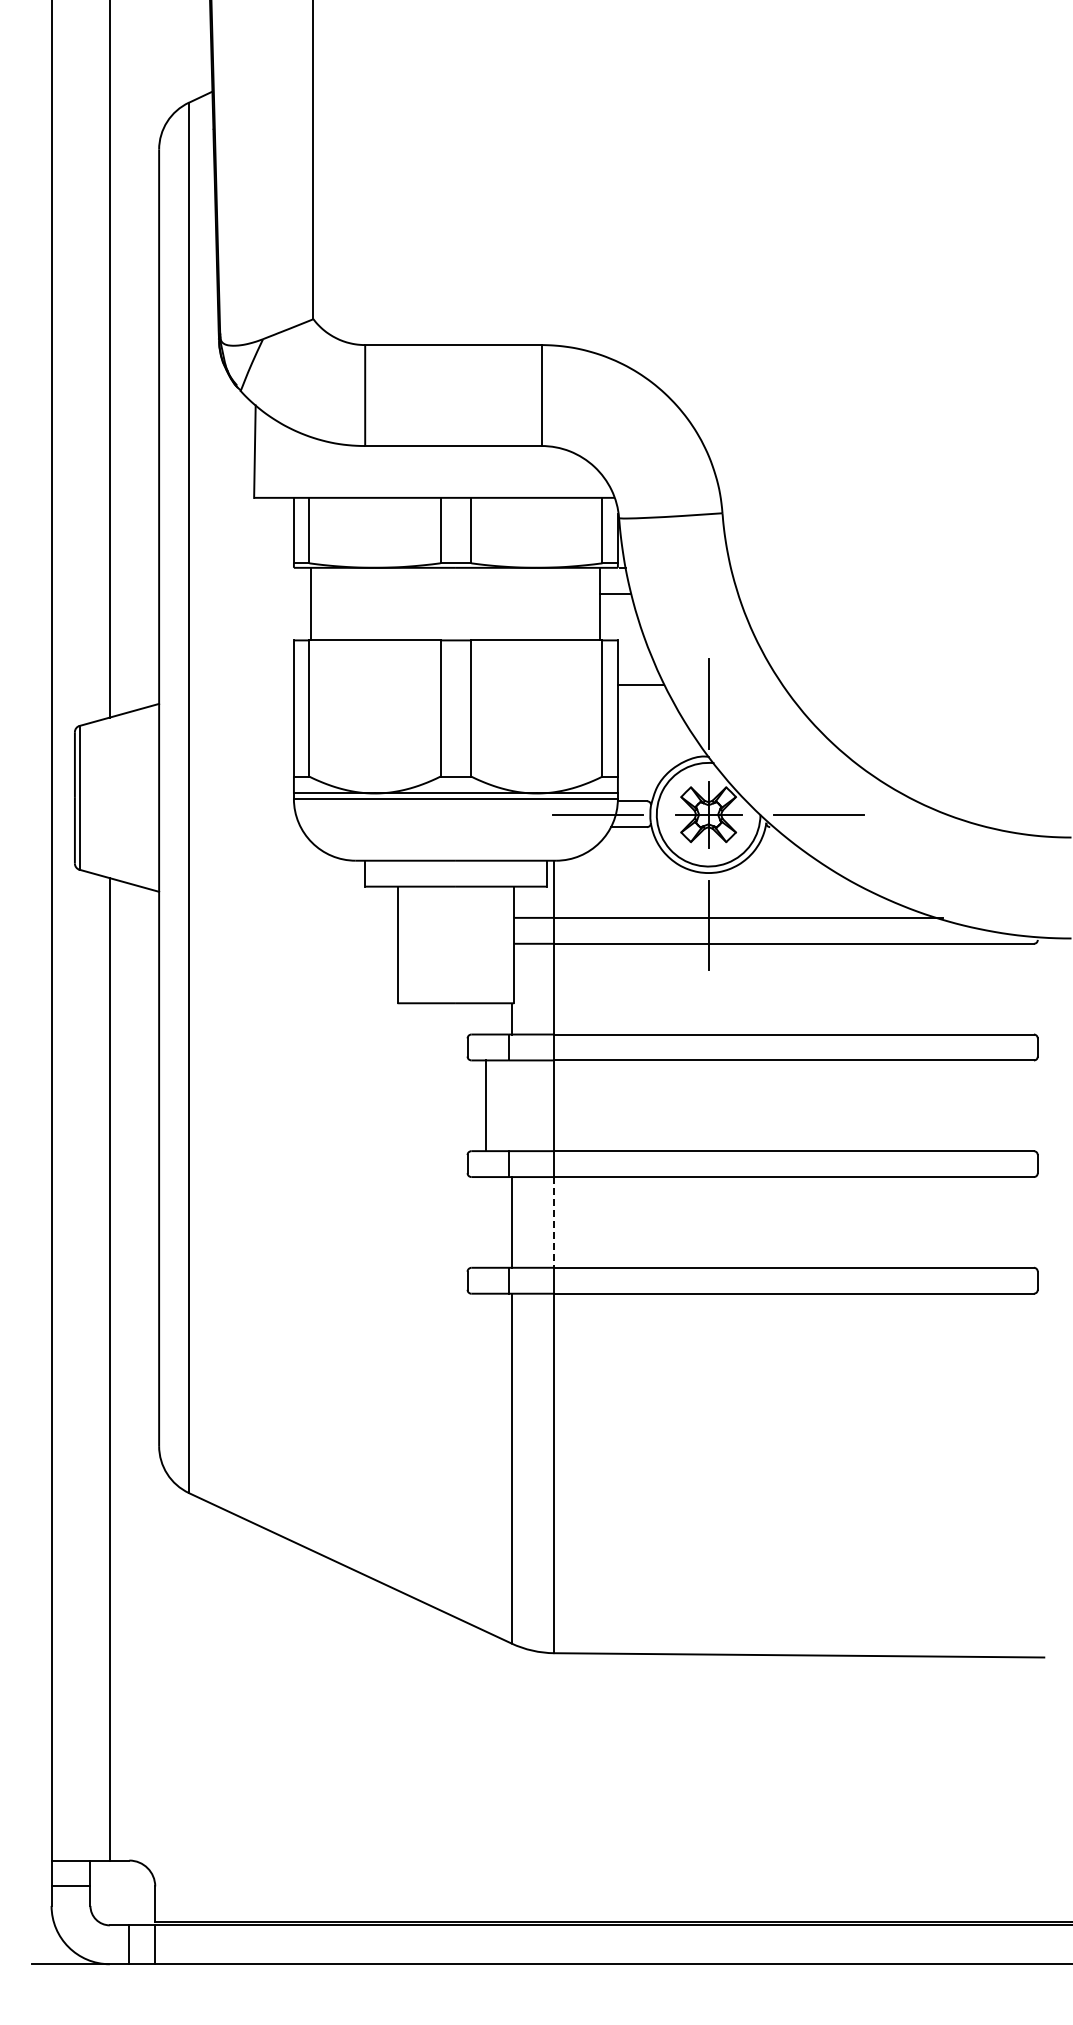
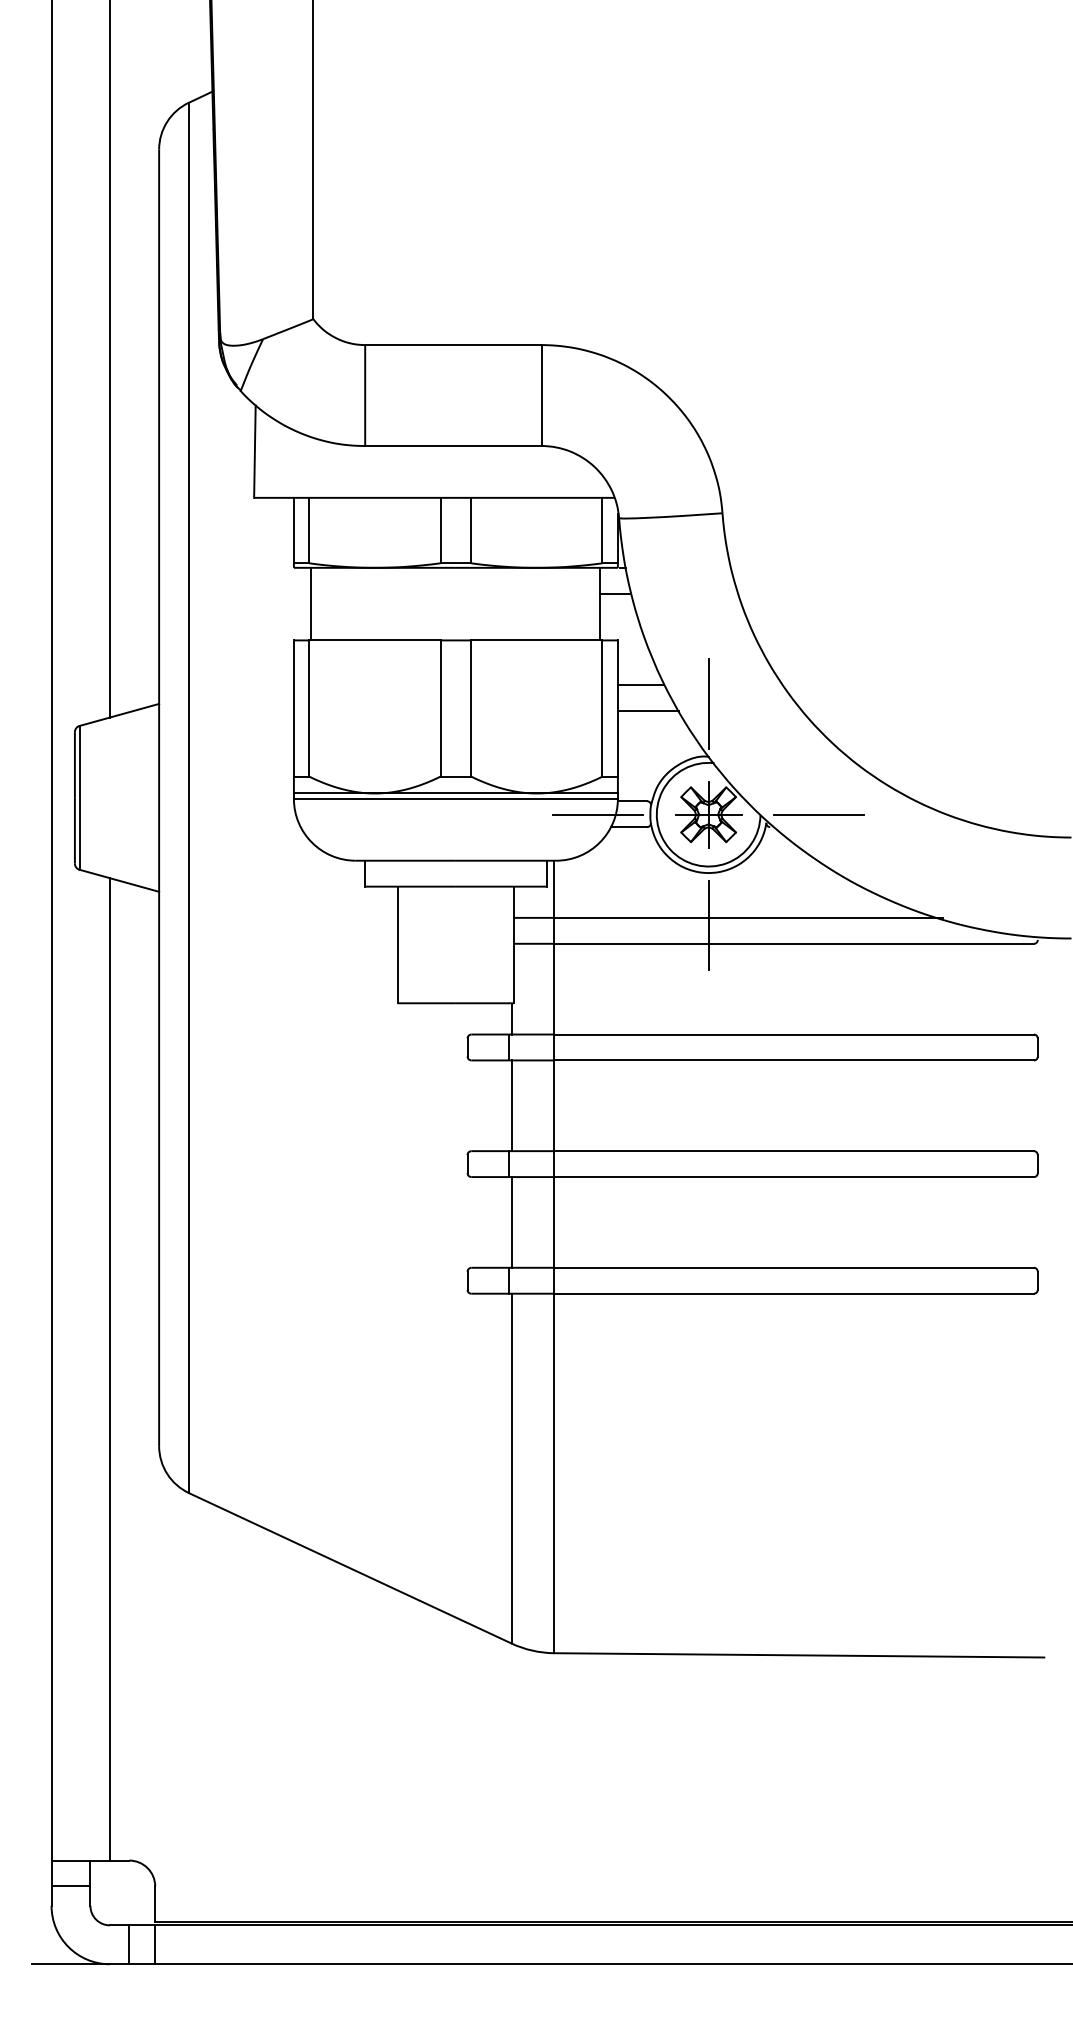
line: none -> present (648, 710)
line position: (485, 1105) -> (511, 1105) (511, 1105)
line: dashed -> solid (554, 1222)
